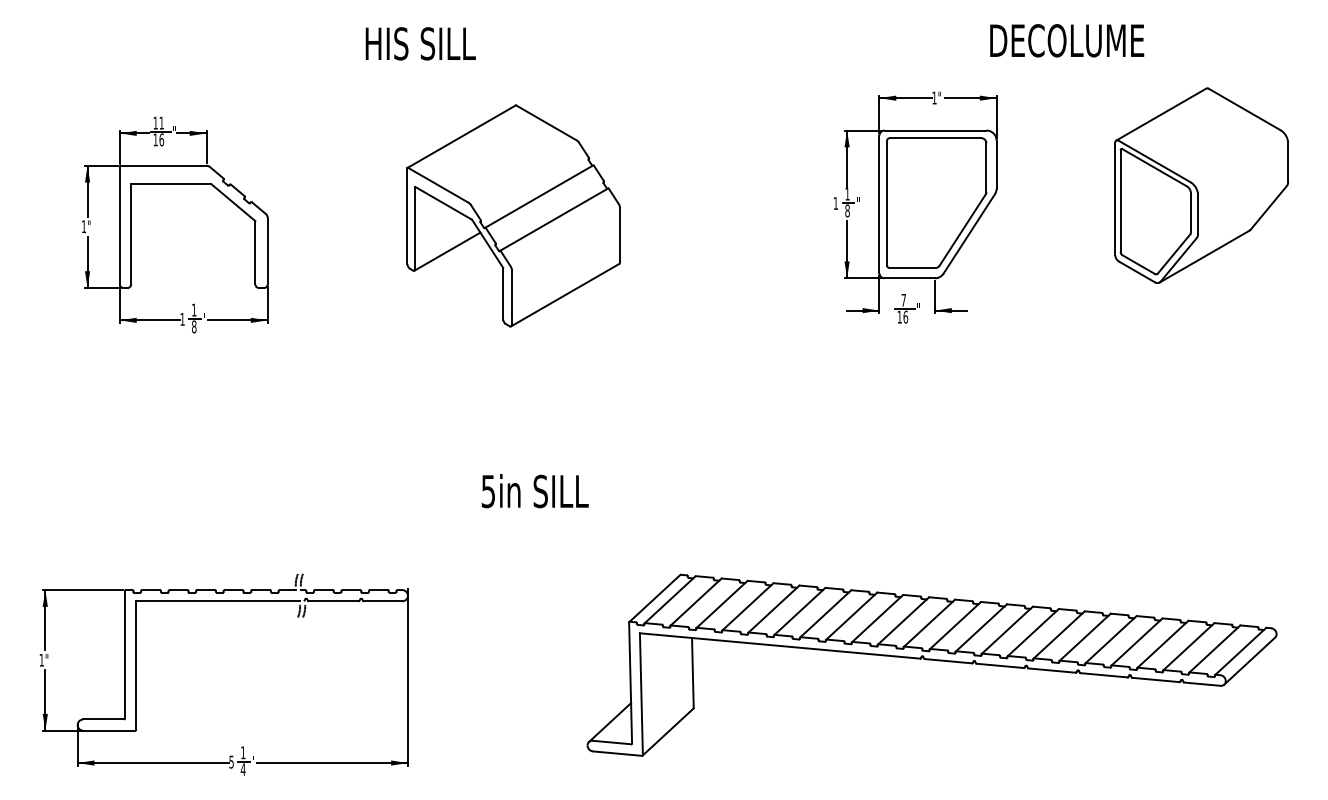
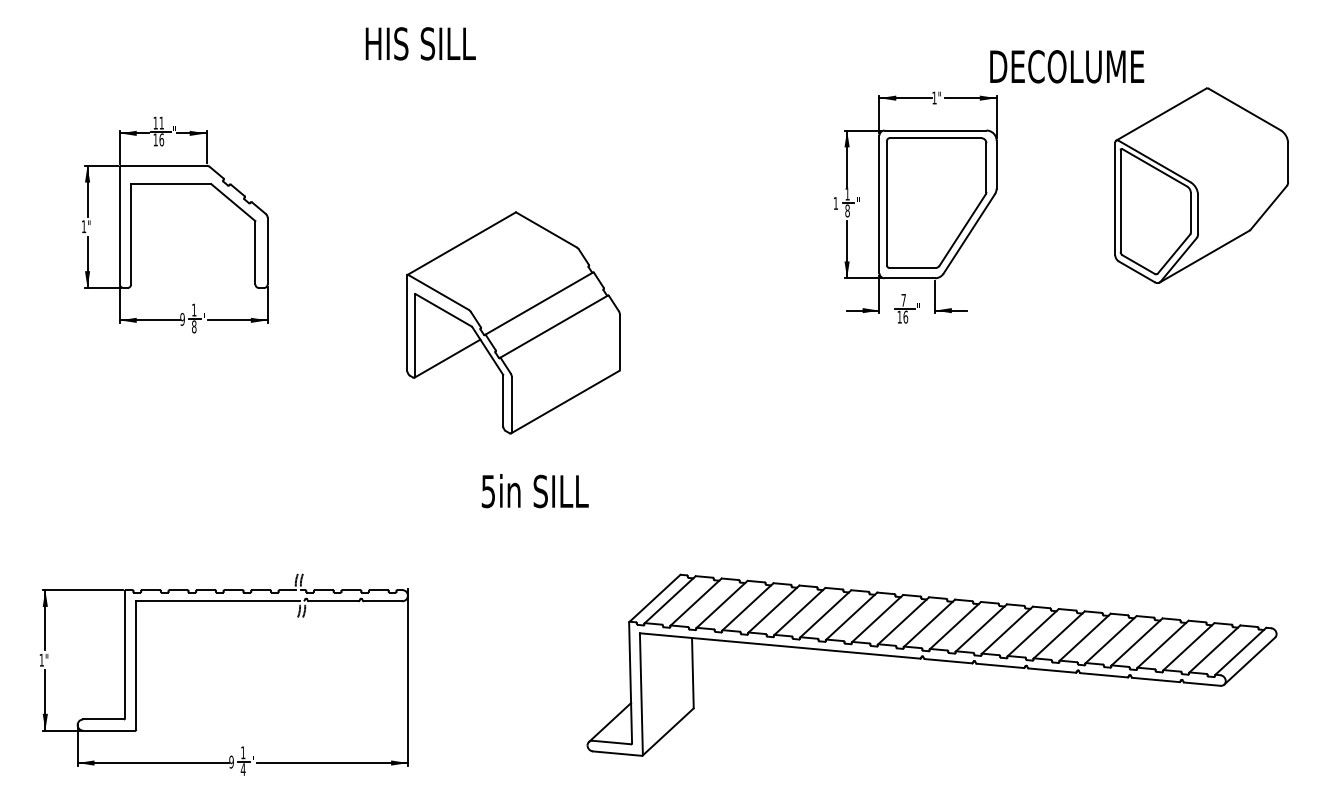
text position: (1067, 40) -> (1067, 66) (1067, 66)
part position: (513, 215) -> (513, 322) (513, 322)
text: 1 -> 9 (182, 318)
text: 5 -> 9 (231, 761)
